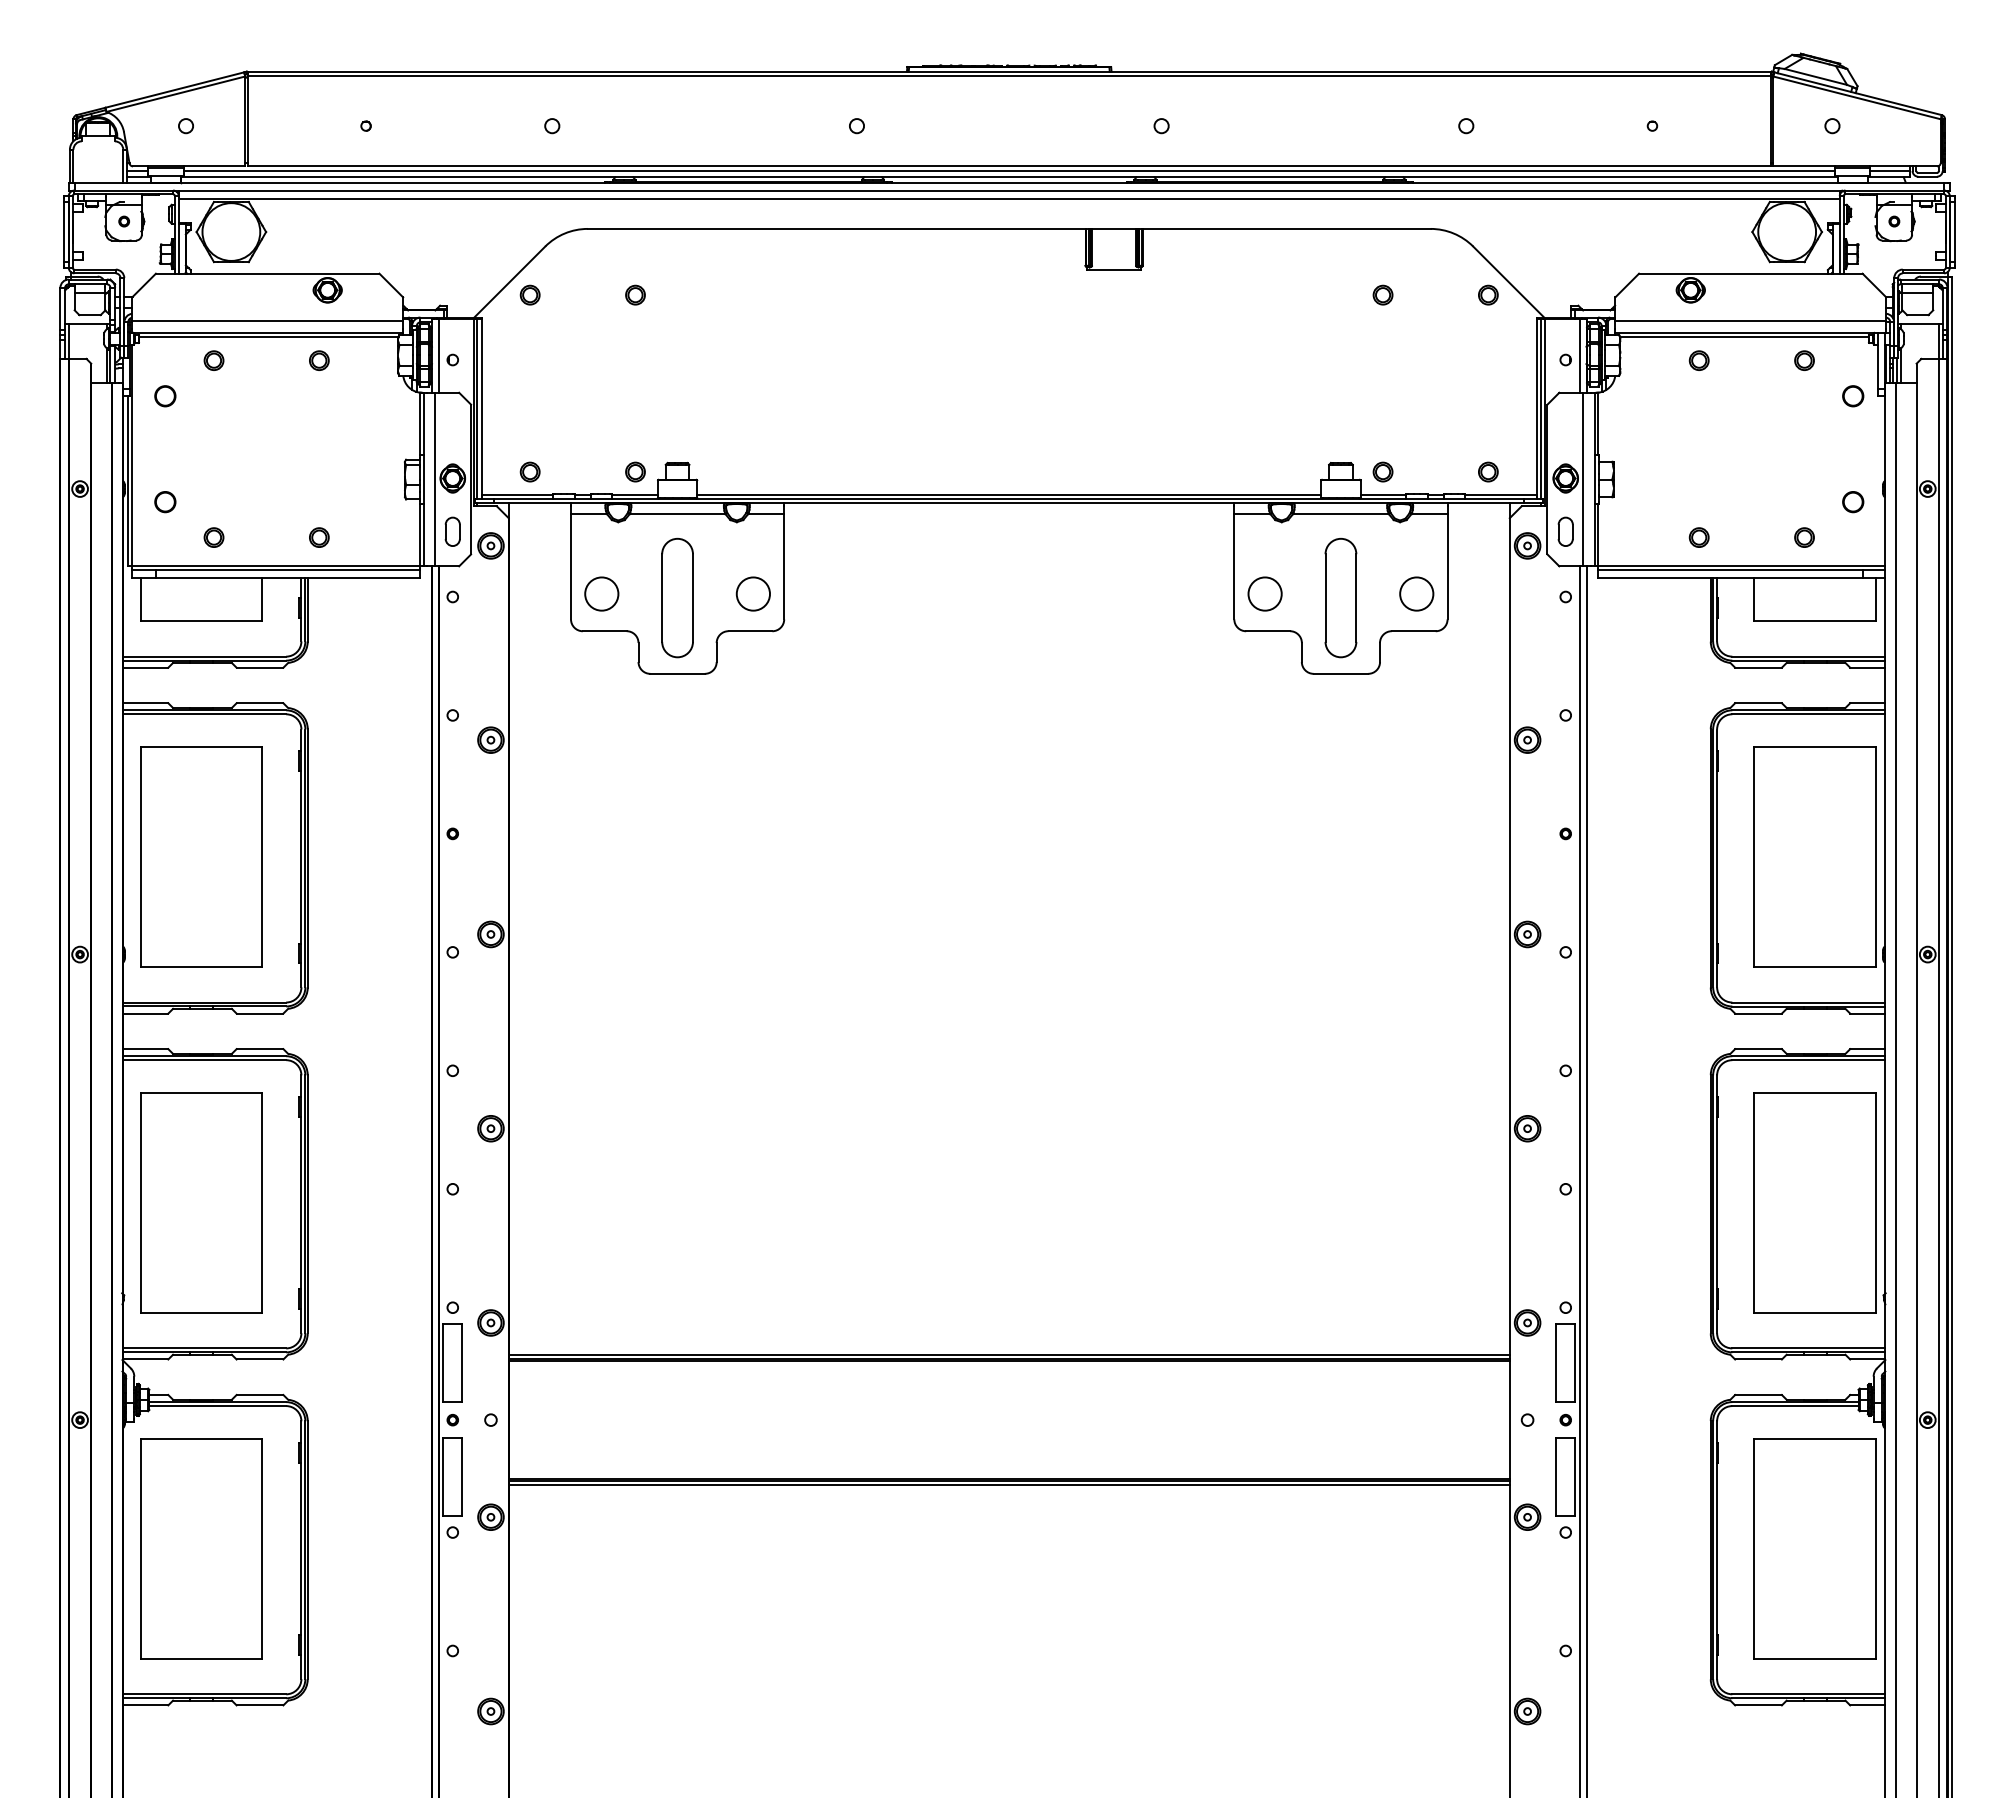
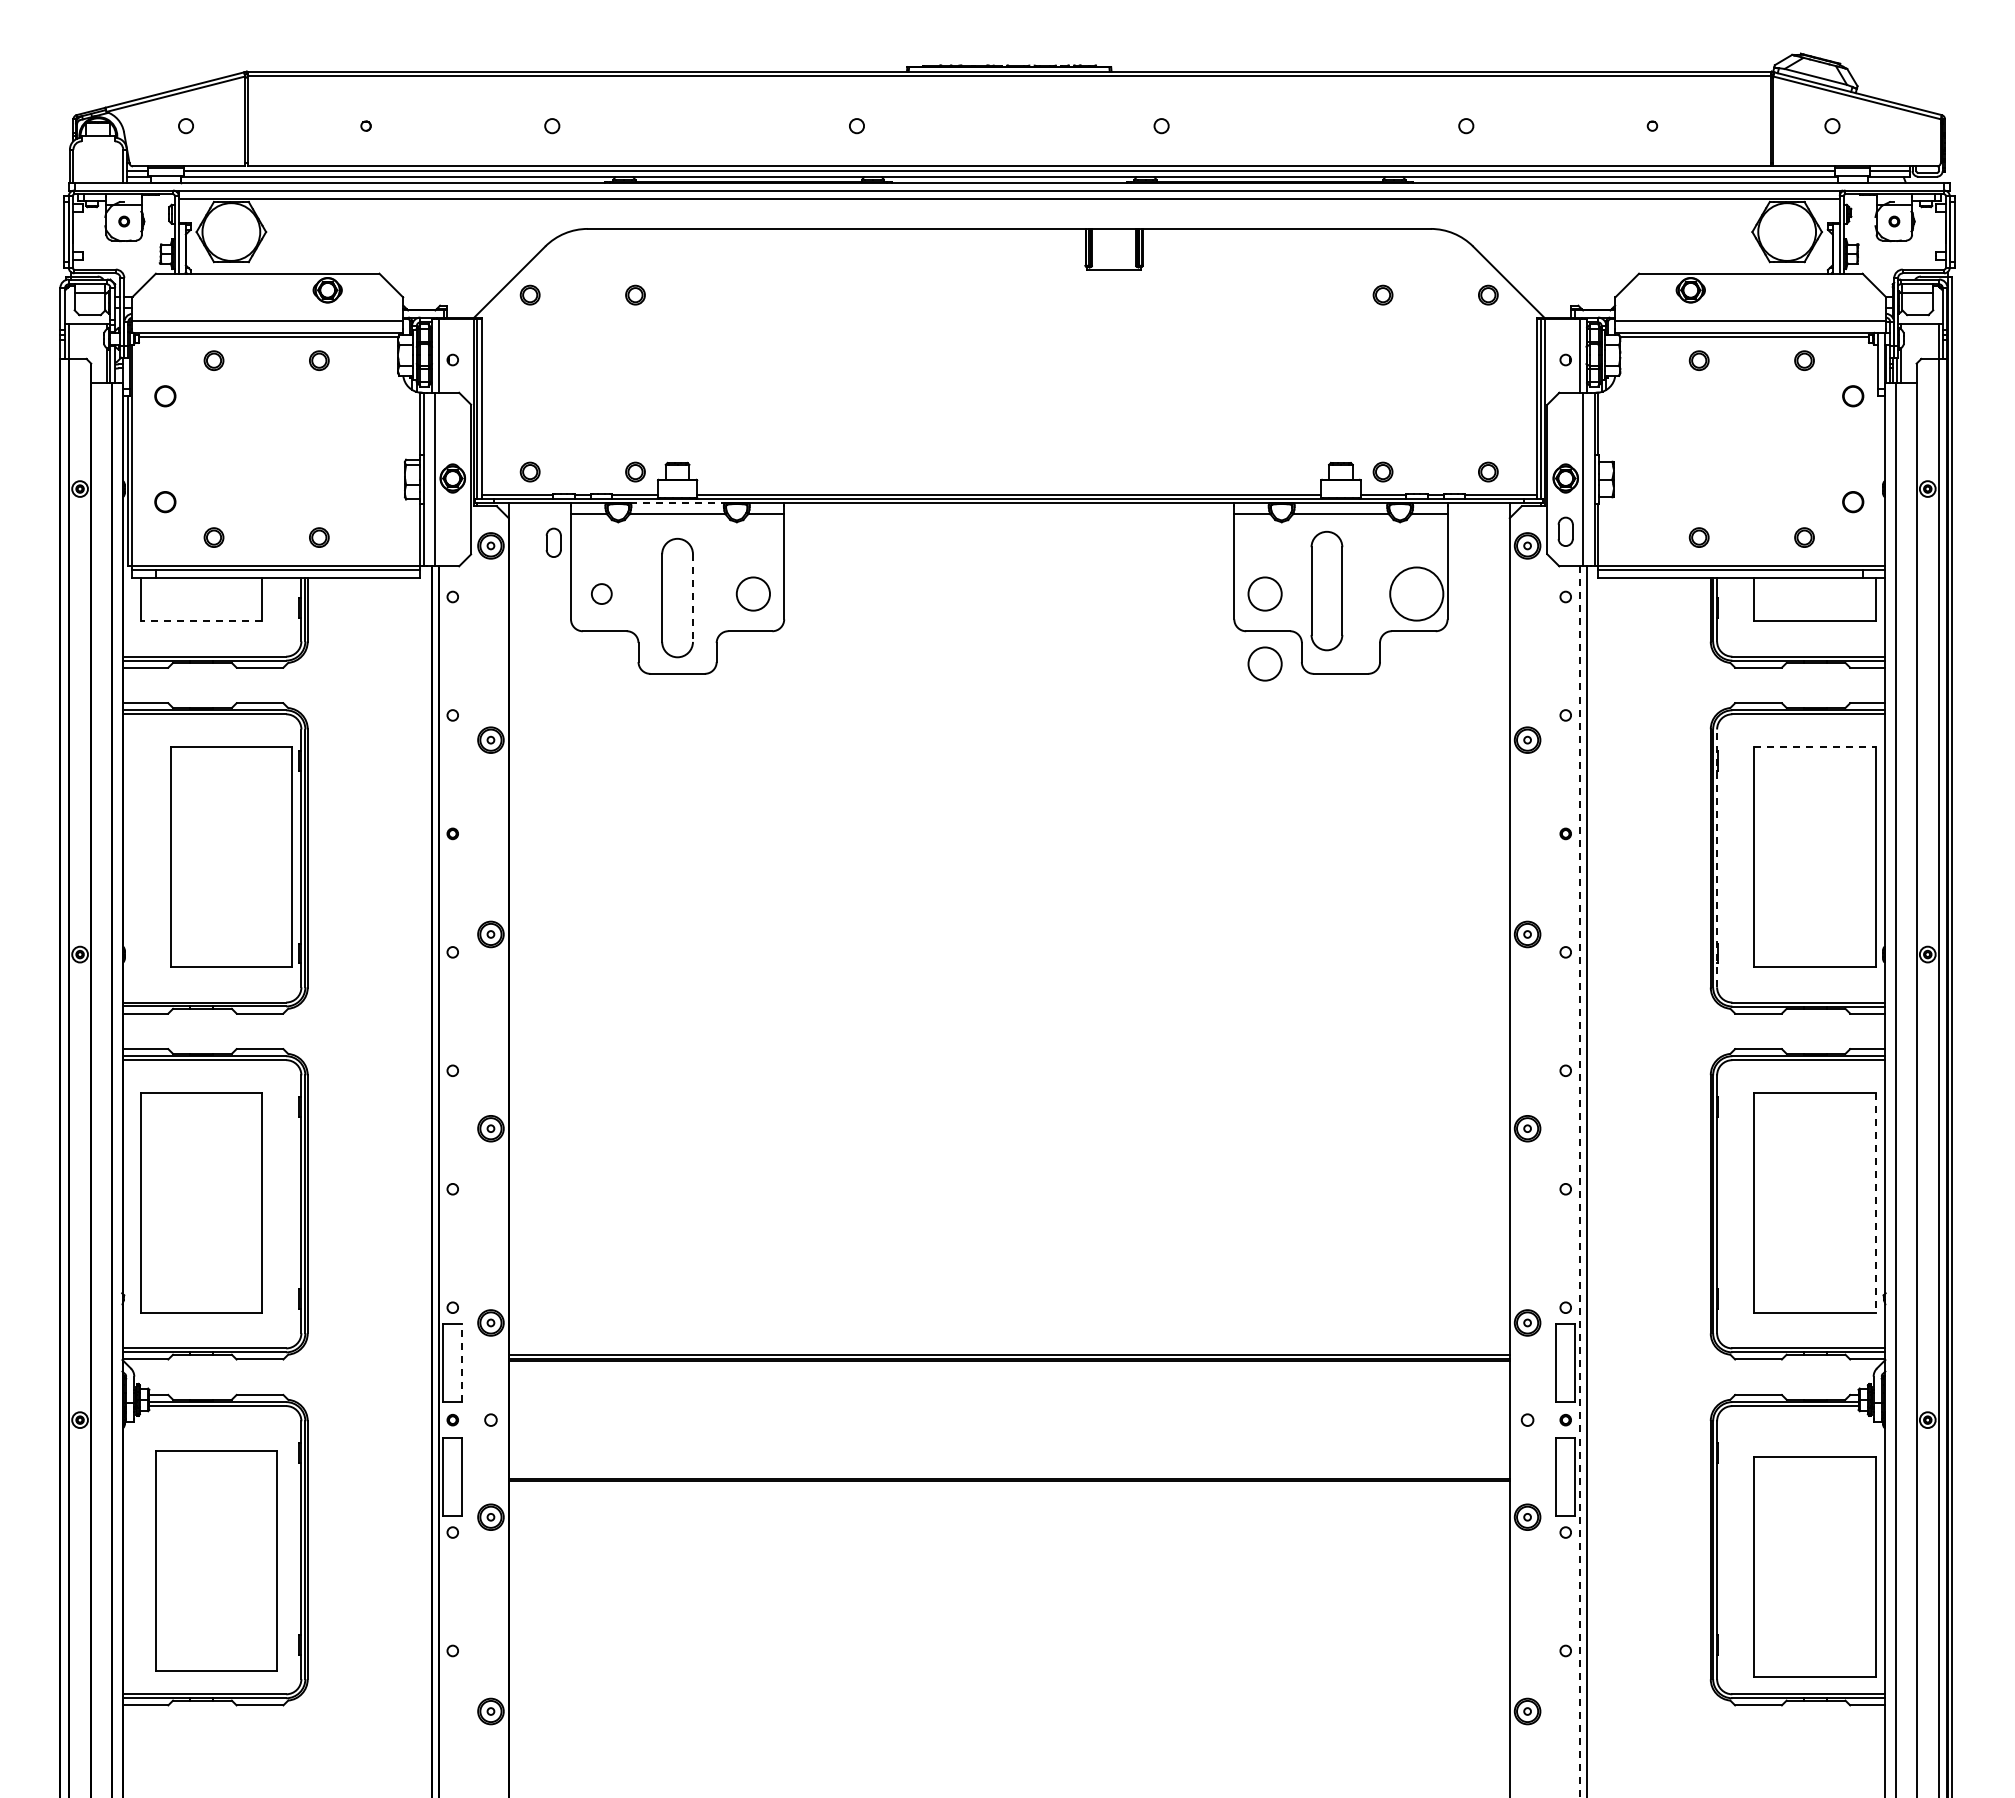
line: solid -> dashed (677, 503)
part position: (452, 531) -> (553, 542) (553, 542)
circle diameter: 33 px -> 20 px (601, 594)
circle diameter: 33 px -> 53 px (1416, 593)
part position: (1340, 597) -> (1326, 590) (1326, 590)
line: solid -> dashed (692, 598)
line: solid -> dashed (201, 621)
circle: none -> present (1264, 663)
line: solid -> dashed (1815, 747)
part position: (201, 856) -> (231, 856) (231, 856)
line: solid -> dashed (1717, 858)
line: solid -> dashed (1579, 1182)
line: solid -> dashed (1875, 1203)
line: solid -> dashed (462, 1362)
line: present -> none (1008, 1485)
part position: (201, 1548) -> (216, 1560) (216, 1560)
part position: (1814, 1548) -> (1814, 1566) (1814, 1566)
